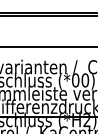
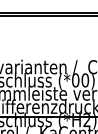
line: present -> none (48, 47)
